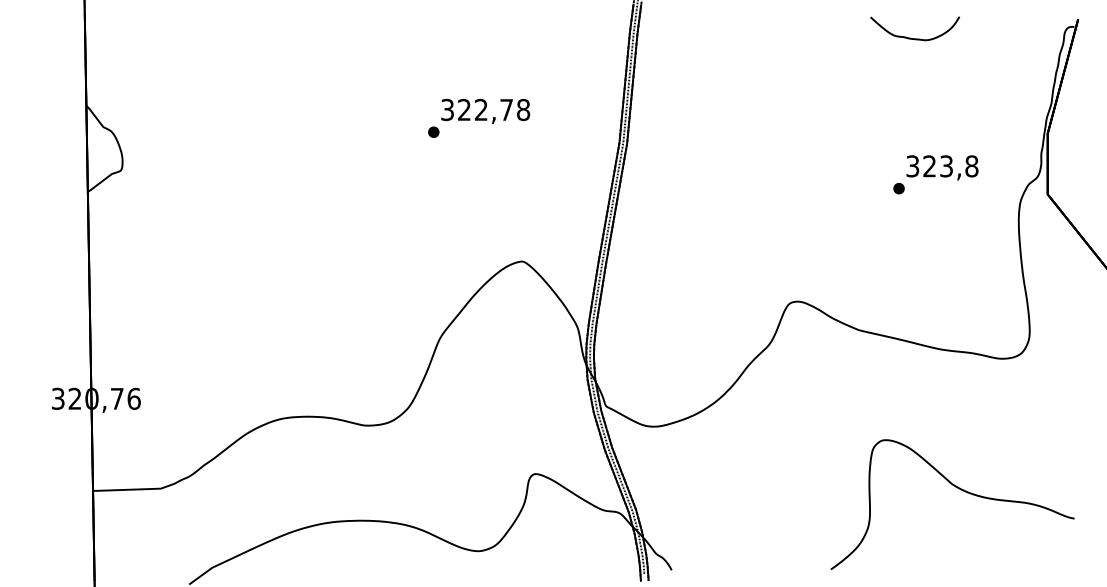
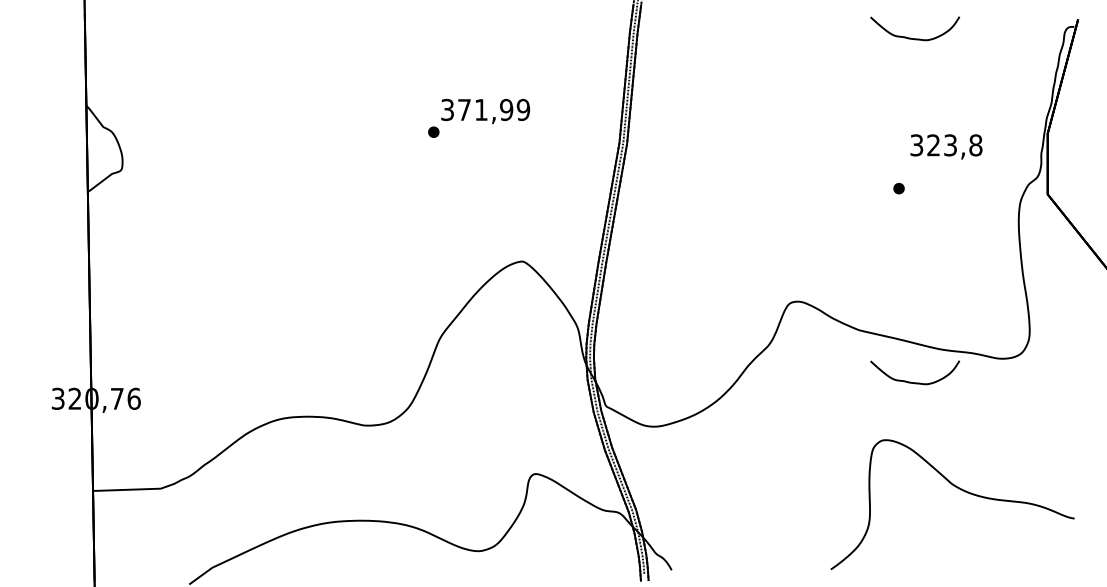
text: 322,78 -> 371,99 (494, 109)
text position: (942, 167) -> (946, 146) (946, 146)
curve: none -> present (915, 382)
